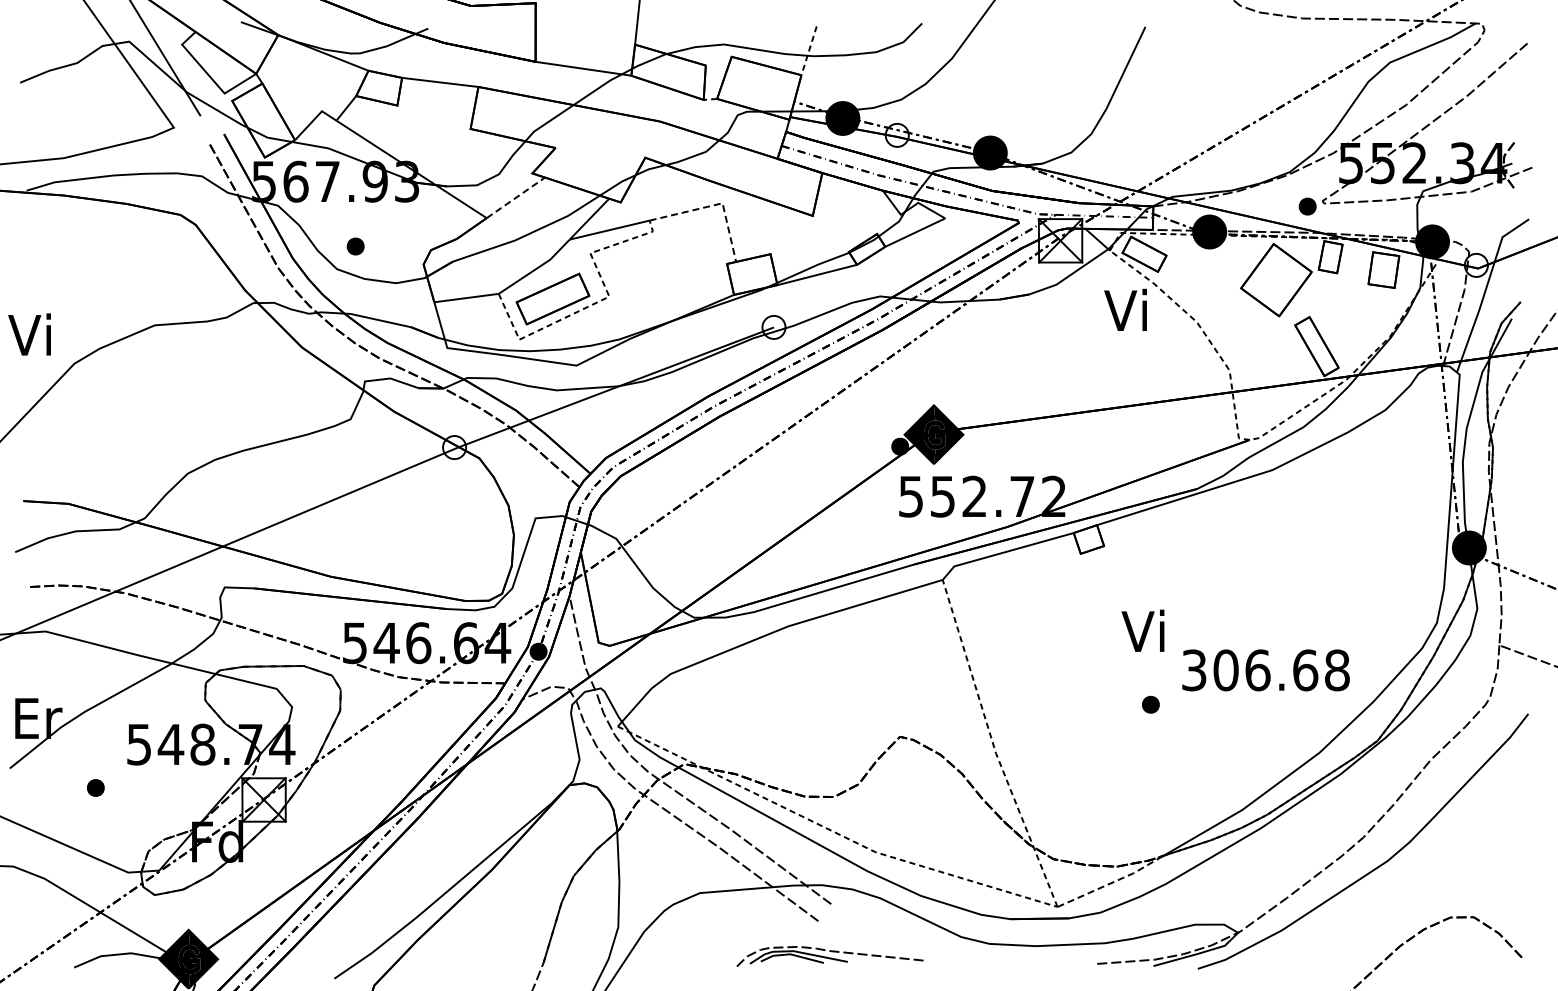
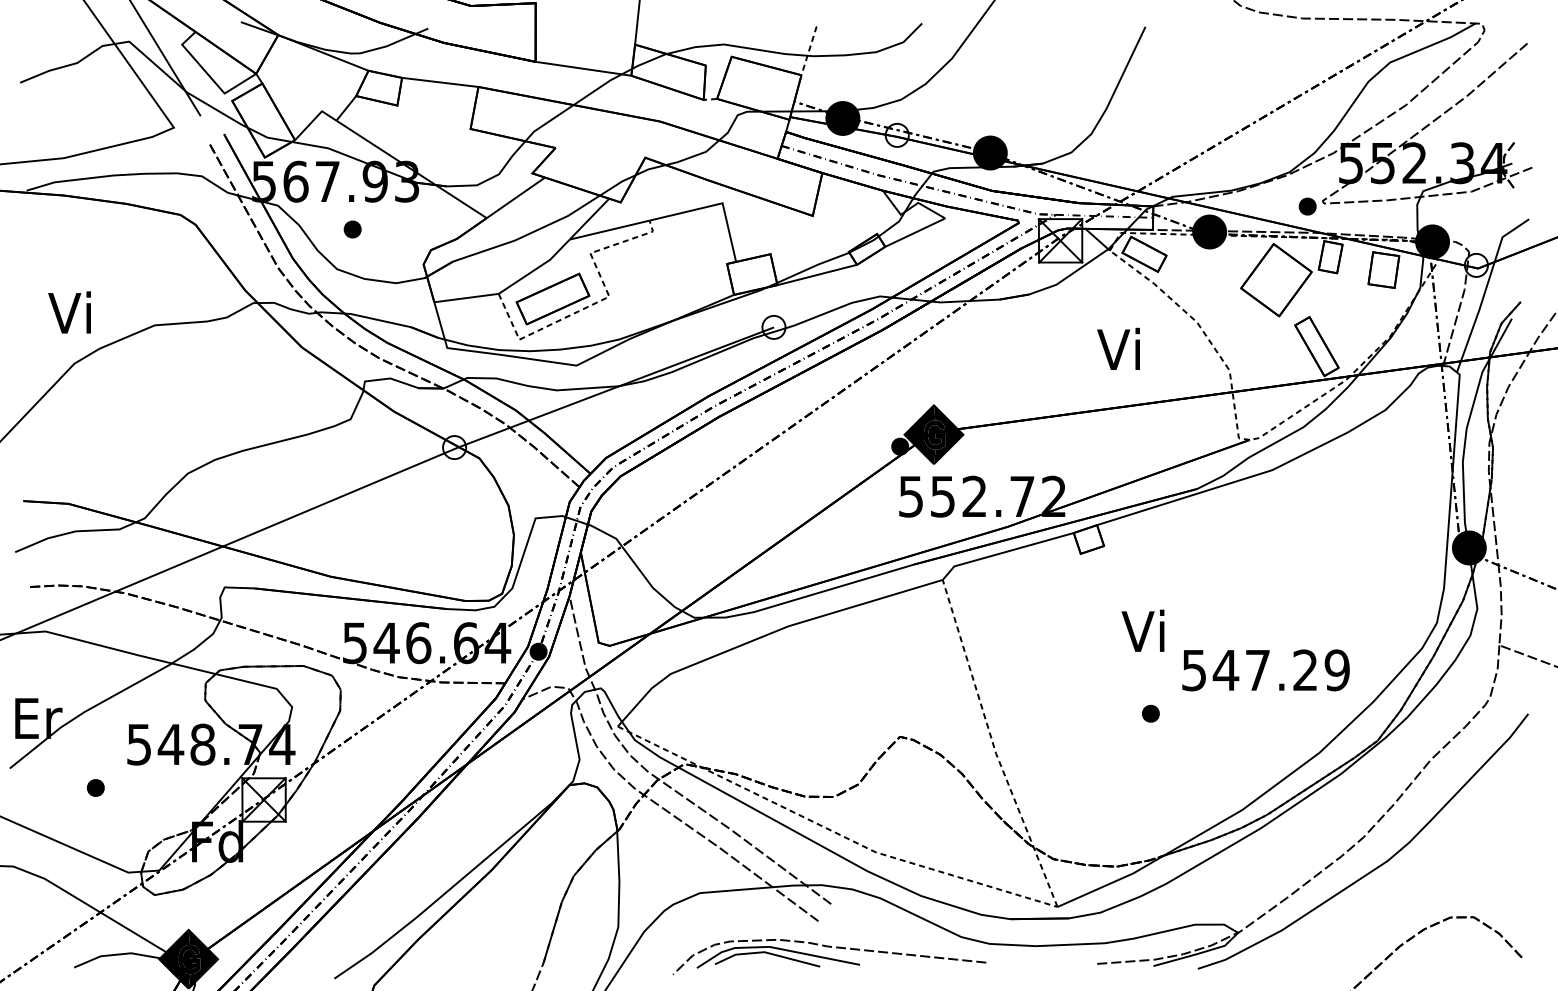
line: dashed -> solid (515, 197)
line: dashed -> solid (716, 204)
part position: (355, 246) -> (352, 229) (352, 229)
text position: (1125, 309) -> (1118, 348) (1118, 348)
text position: (29, 334) -> (69, 312) (69, 312)
text: 306.68 -> 547.29 (1265, 670)
part position: (1150, 704) -> (1150, 713) (1150, 713)
line: dashed -> solid (1112, 882)
part size: 188x21 px -> 315x37 px (829, 957)
